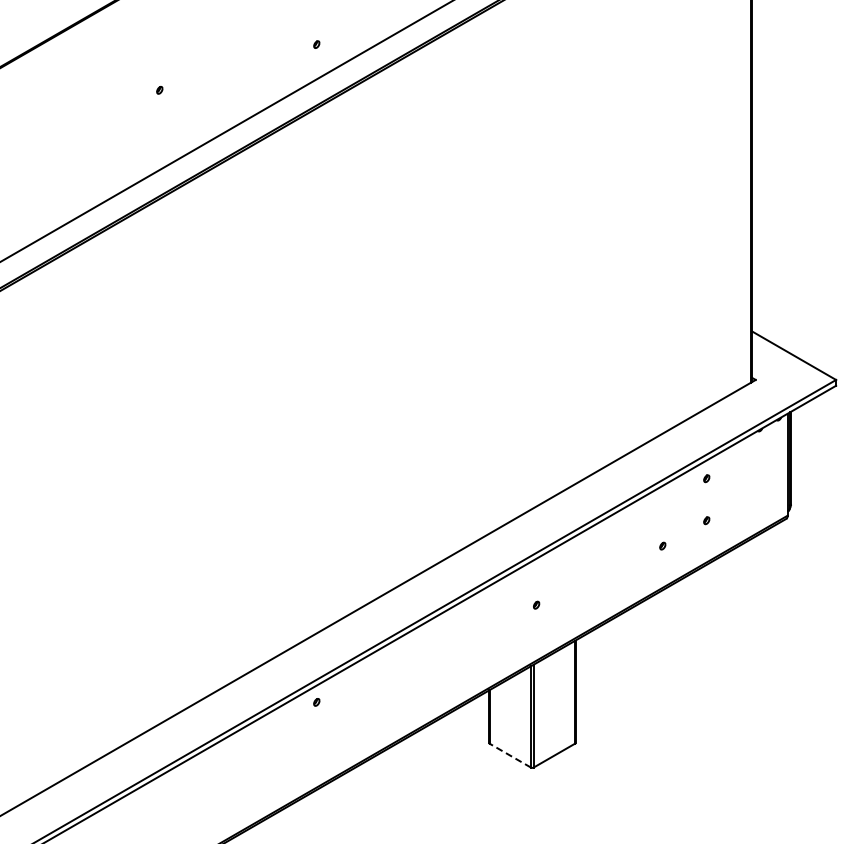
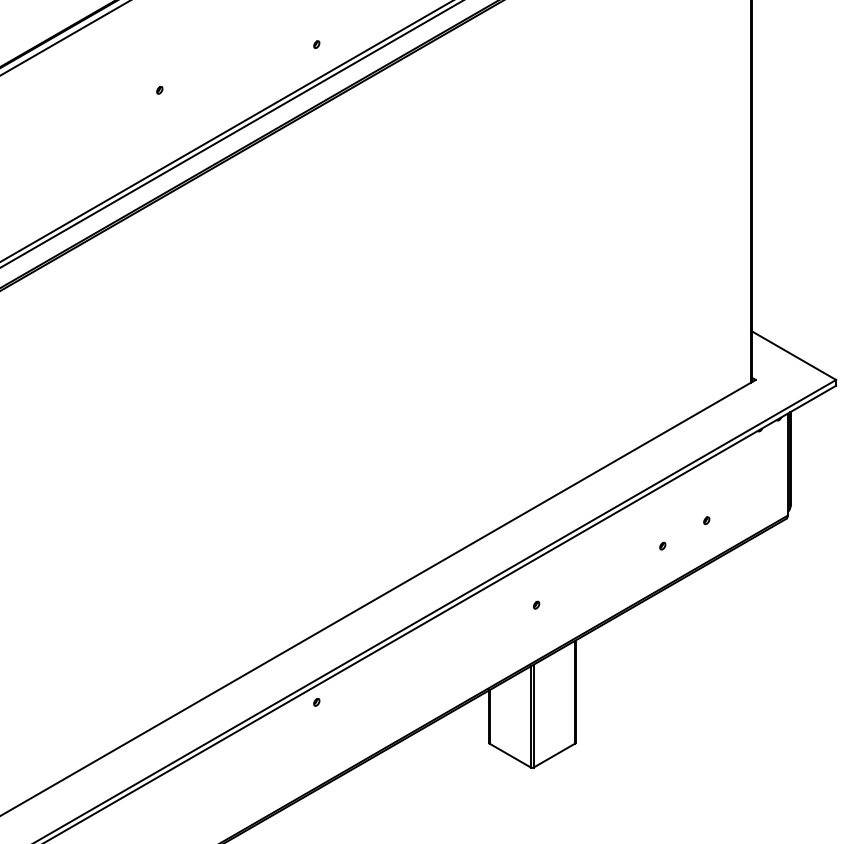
line: none -> present (64, 38)
line: none -> present (231, 134)
part: present -> none (706, 478)
line: dashed -> solid (510, 755)
